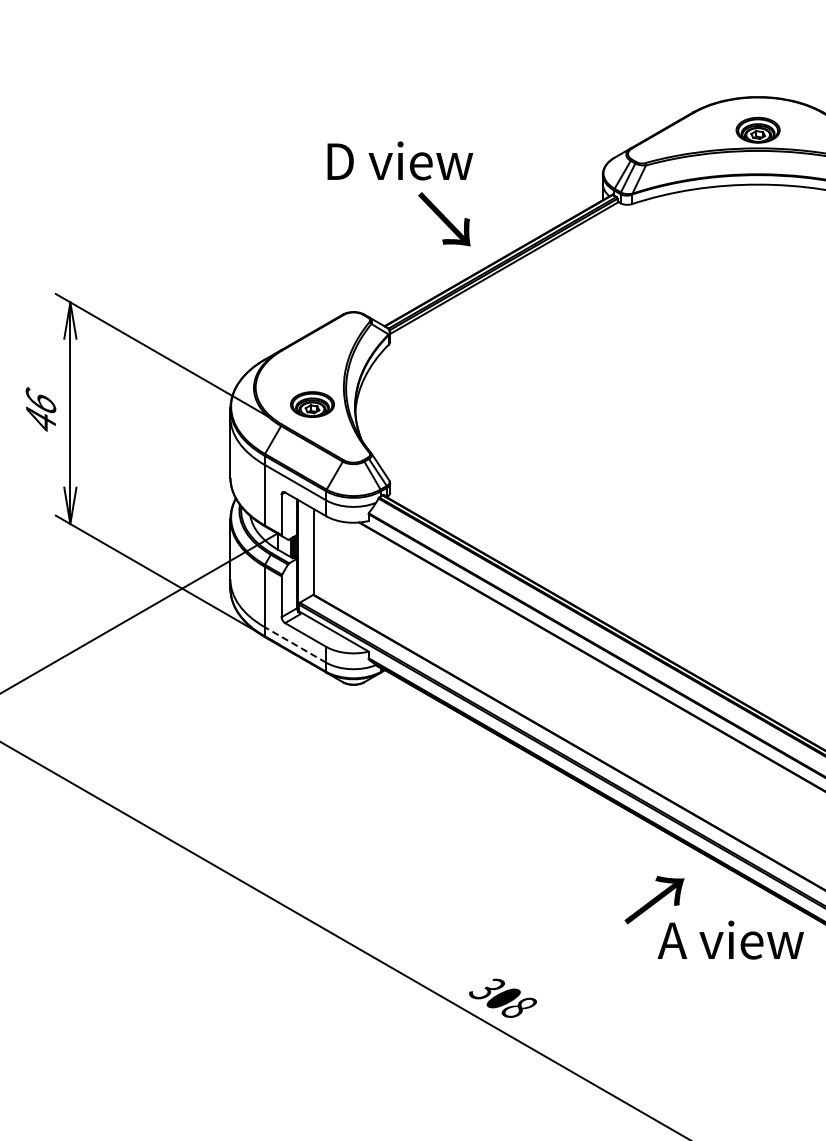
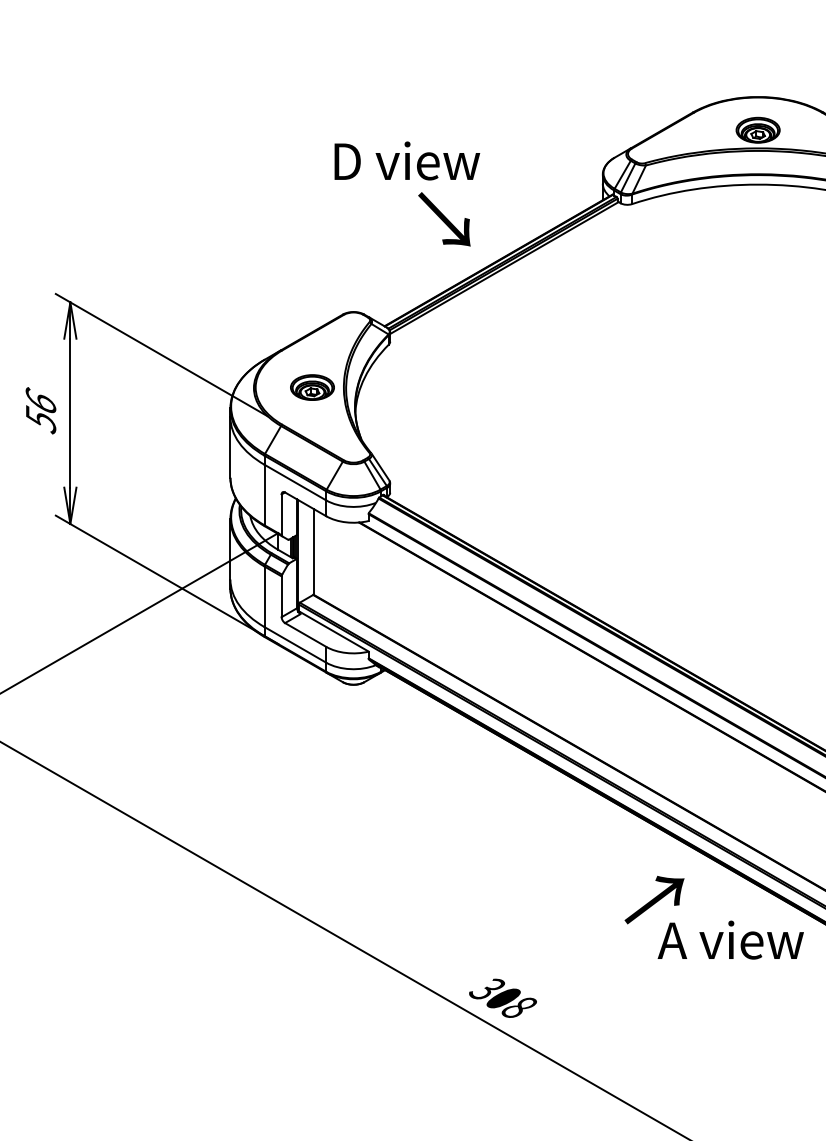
text position: (400, 160) -> (407, 160) (407, 160)
part position: (312, 404) -> (312, 387) (312, 387)
text: 46 -> 56 (41, 419)
line: dashed -> solid (295, 644)
